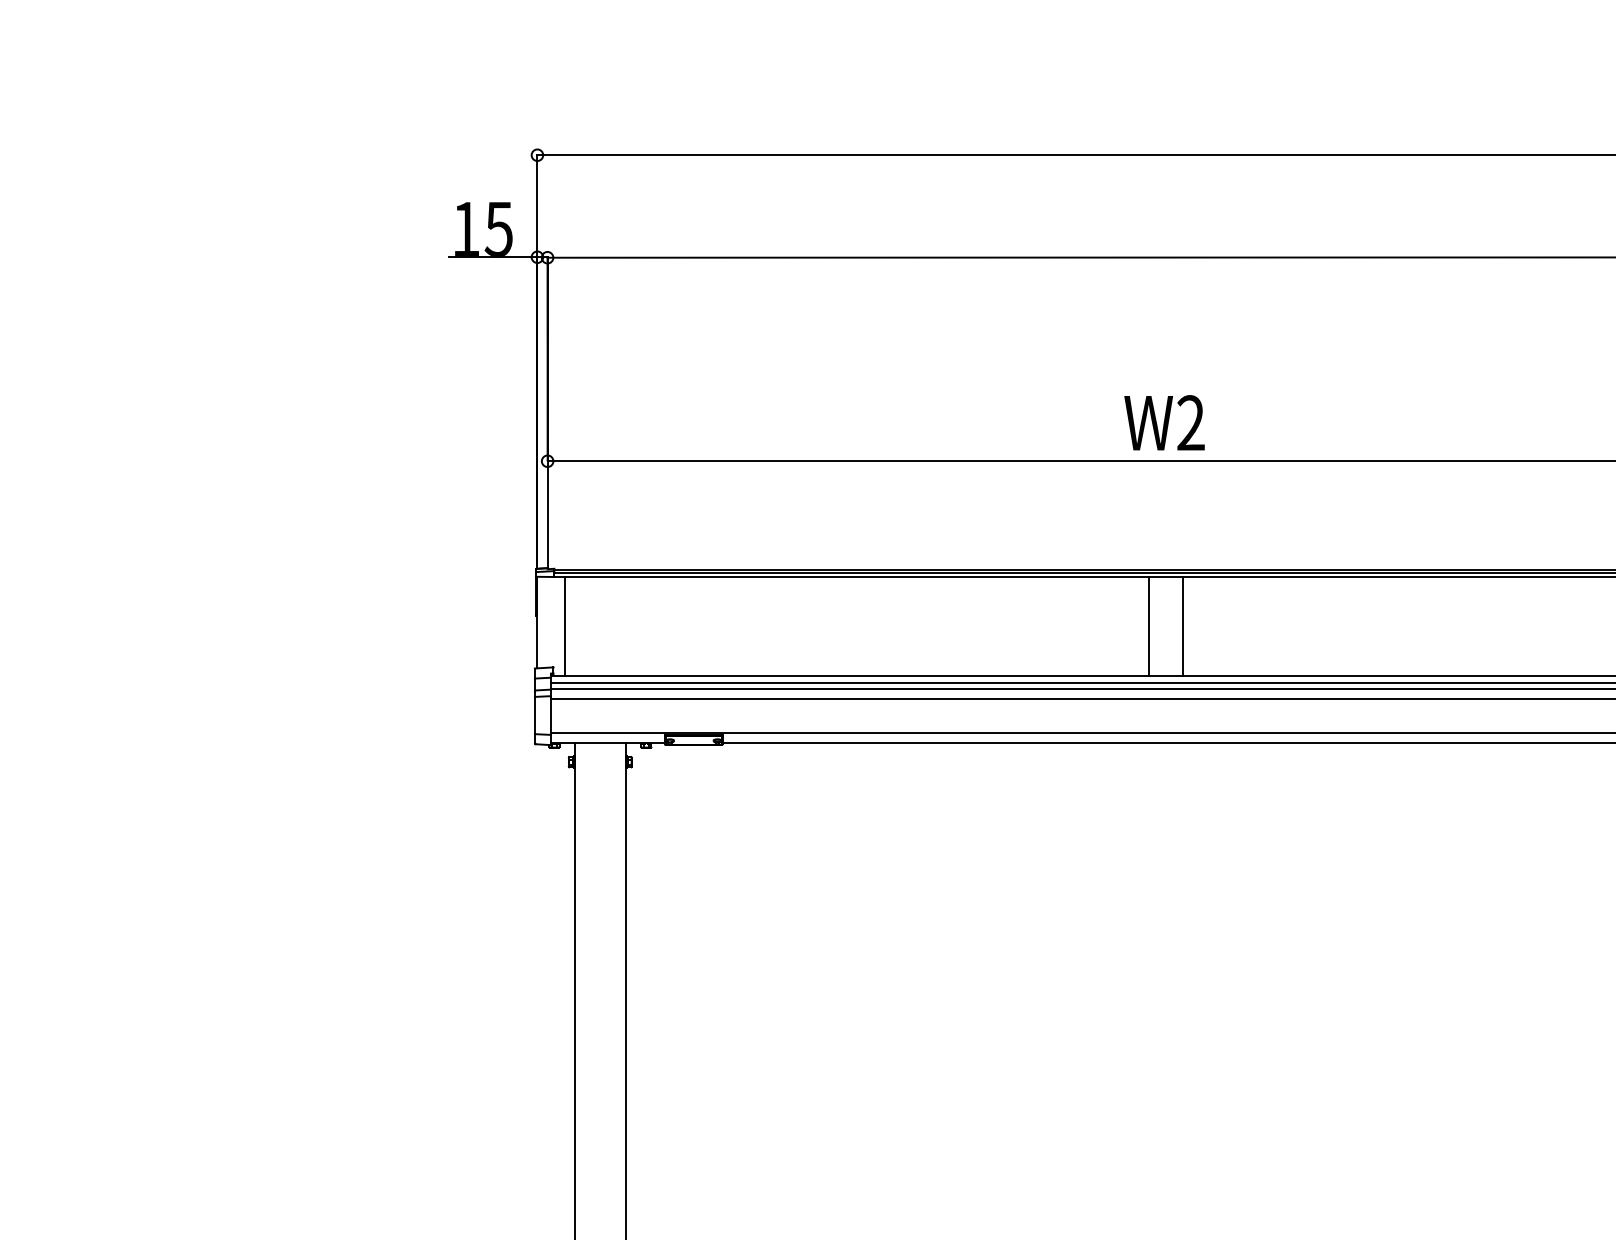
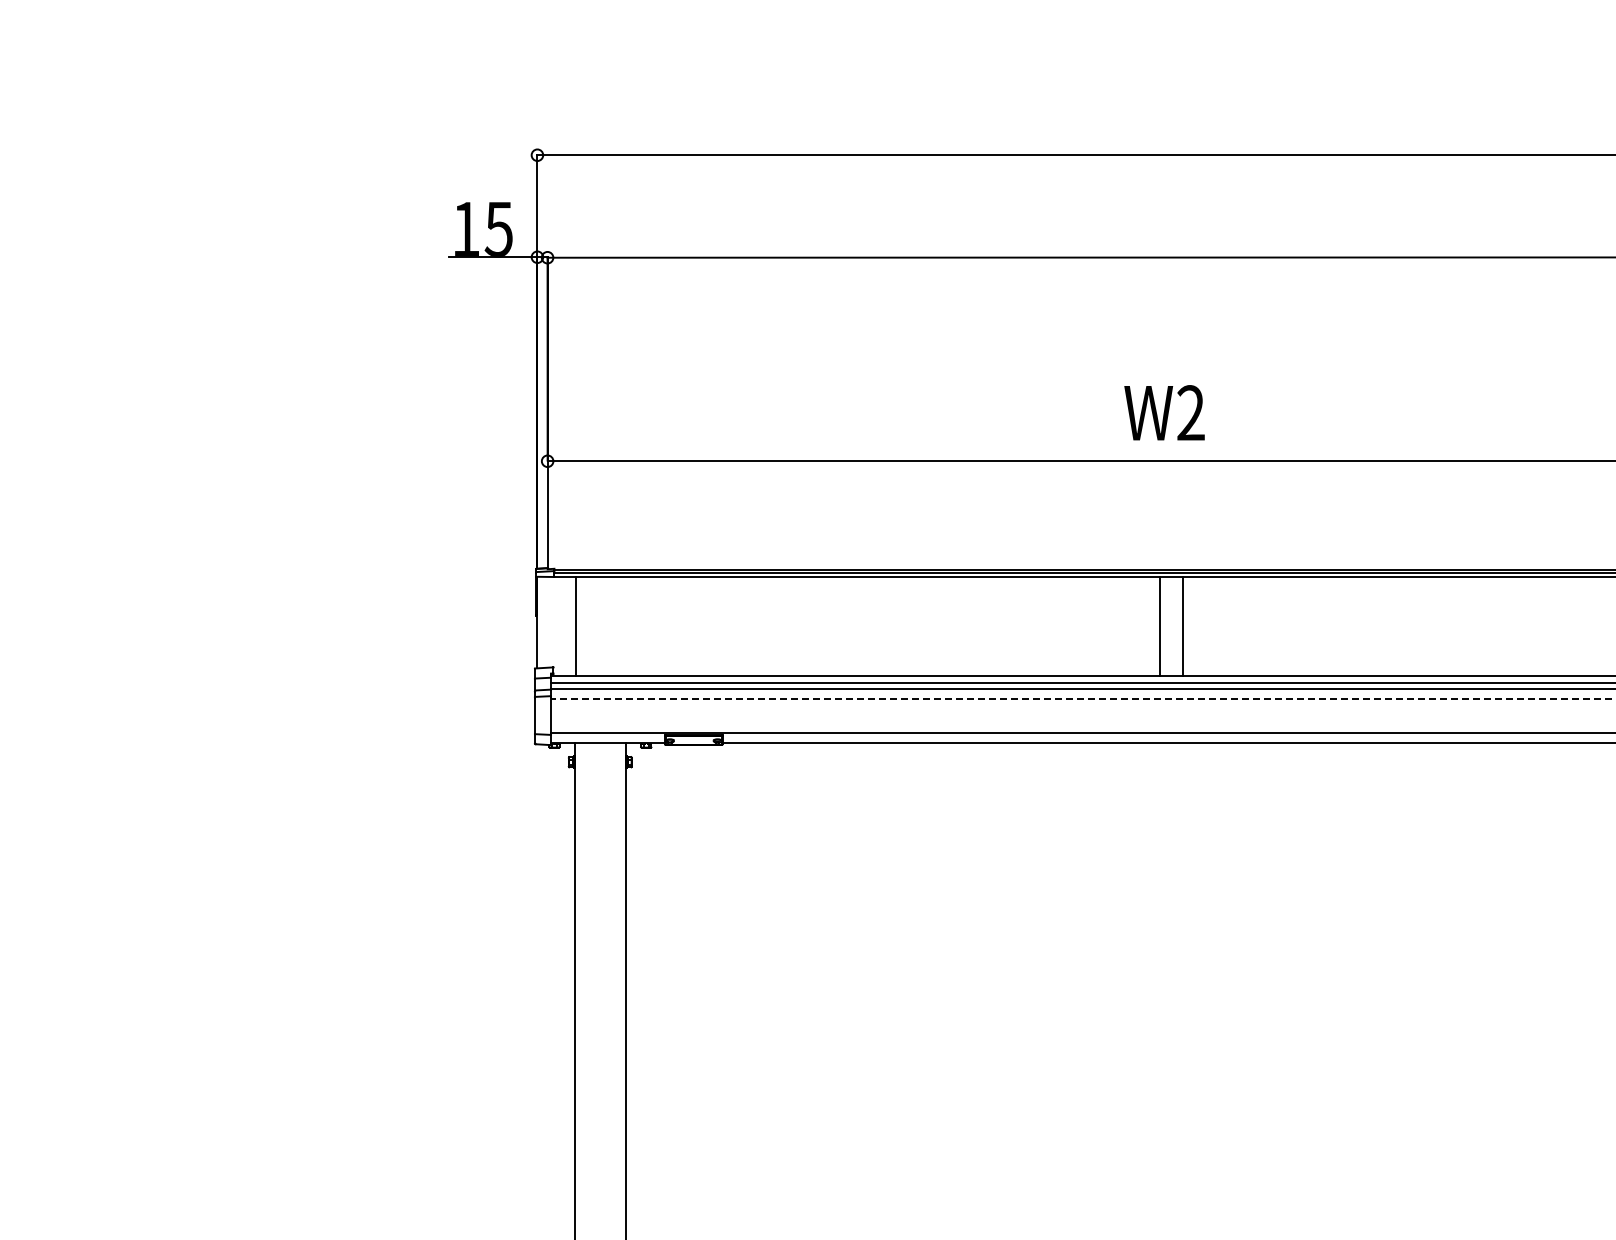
text position: (1164, 422) -> (1164, 412) (1164, 412)
line position: (564, 626) -> (575, 626) (575, 626)
line position: (1149, 626) -> (1160, 626) (1160, 626)
line: solid -> dashed (1082, 698)
